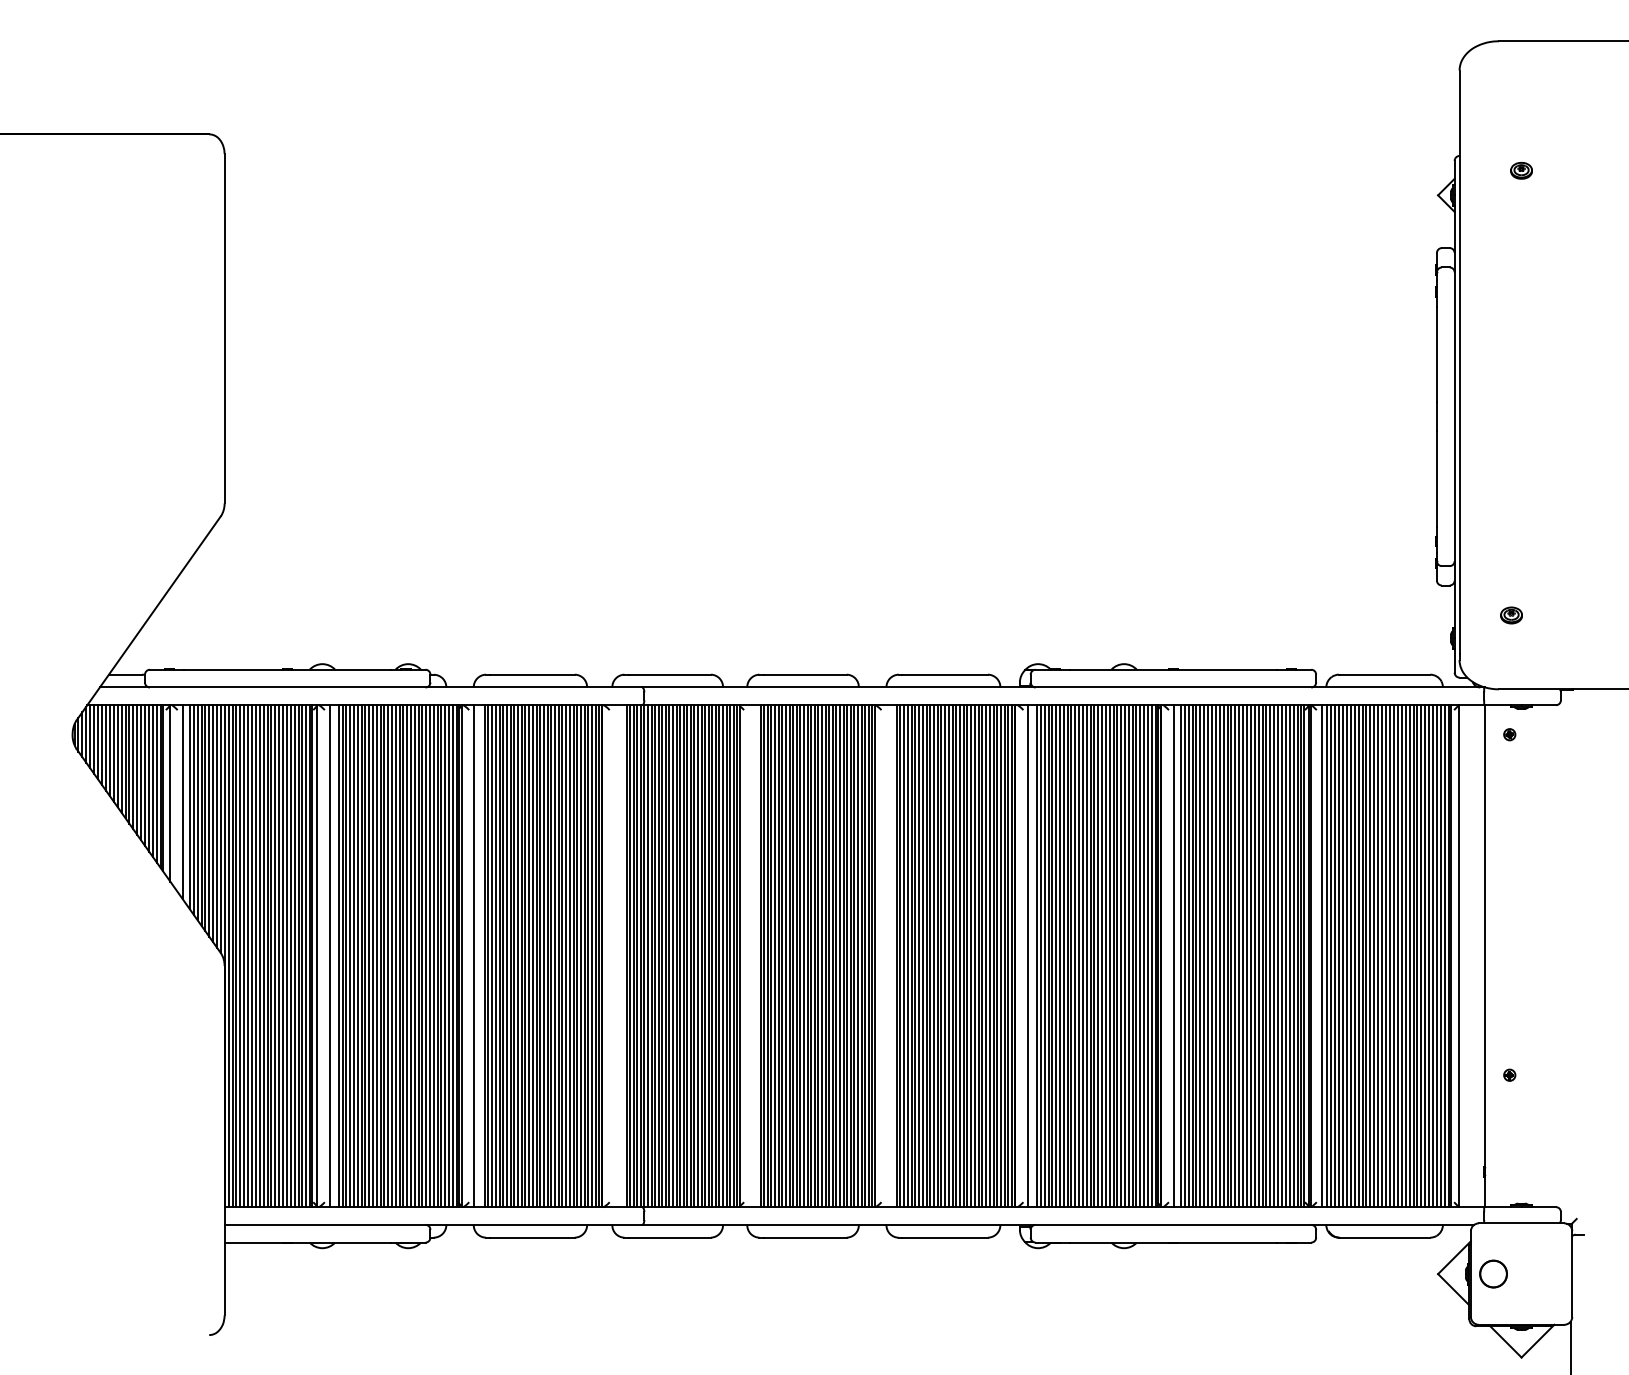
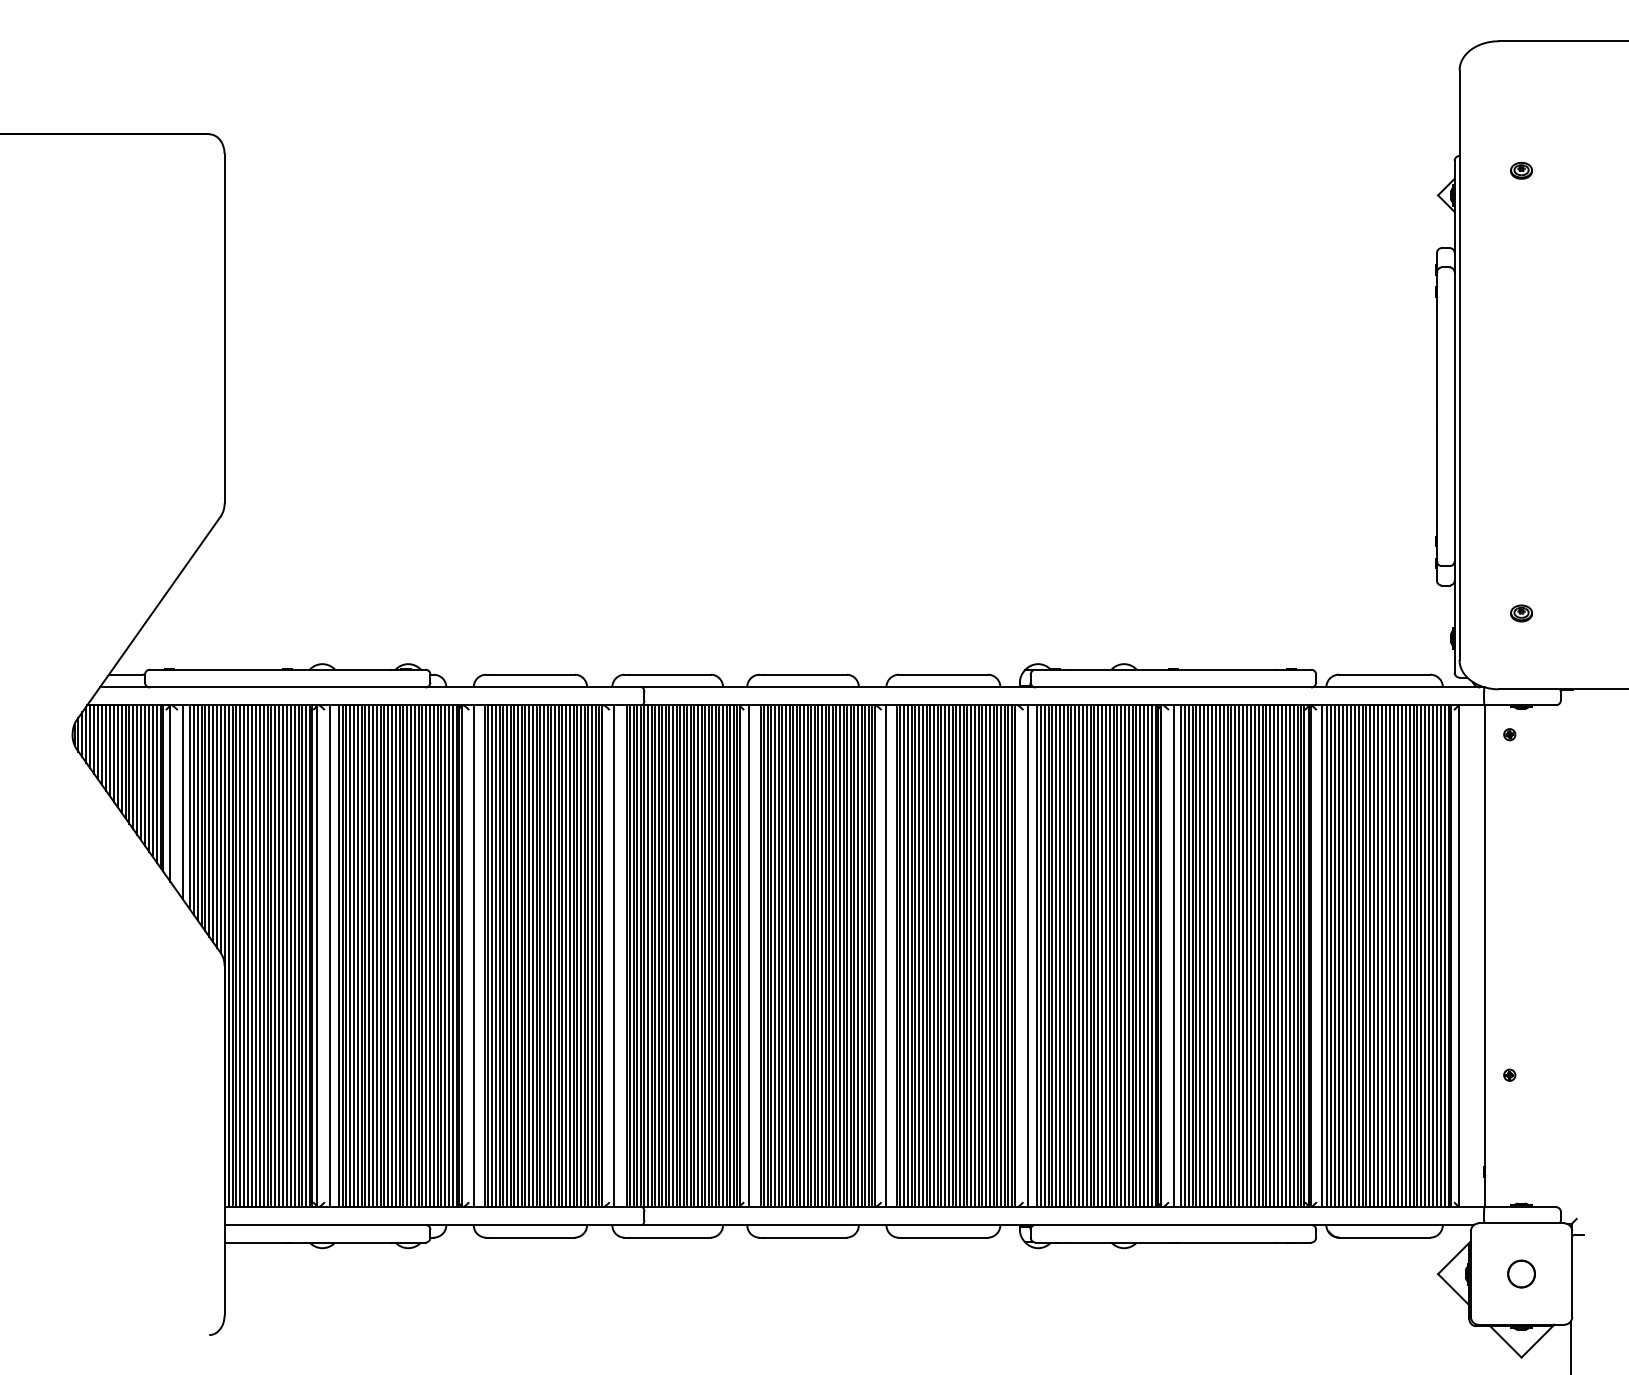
part position: (1511, 615) -> (1521, 613) (1521, 613)
line: none -> present (614, 956)
line: none -> present (748, 956)
line: none -> present (886, 956)
part position: (1493, 1273) -> (1521, 1273) (1521, 1273)
